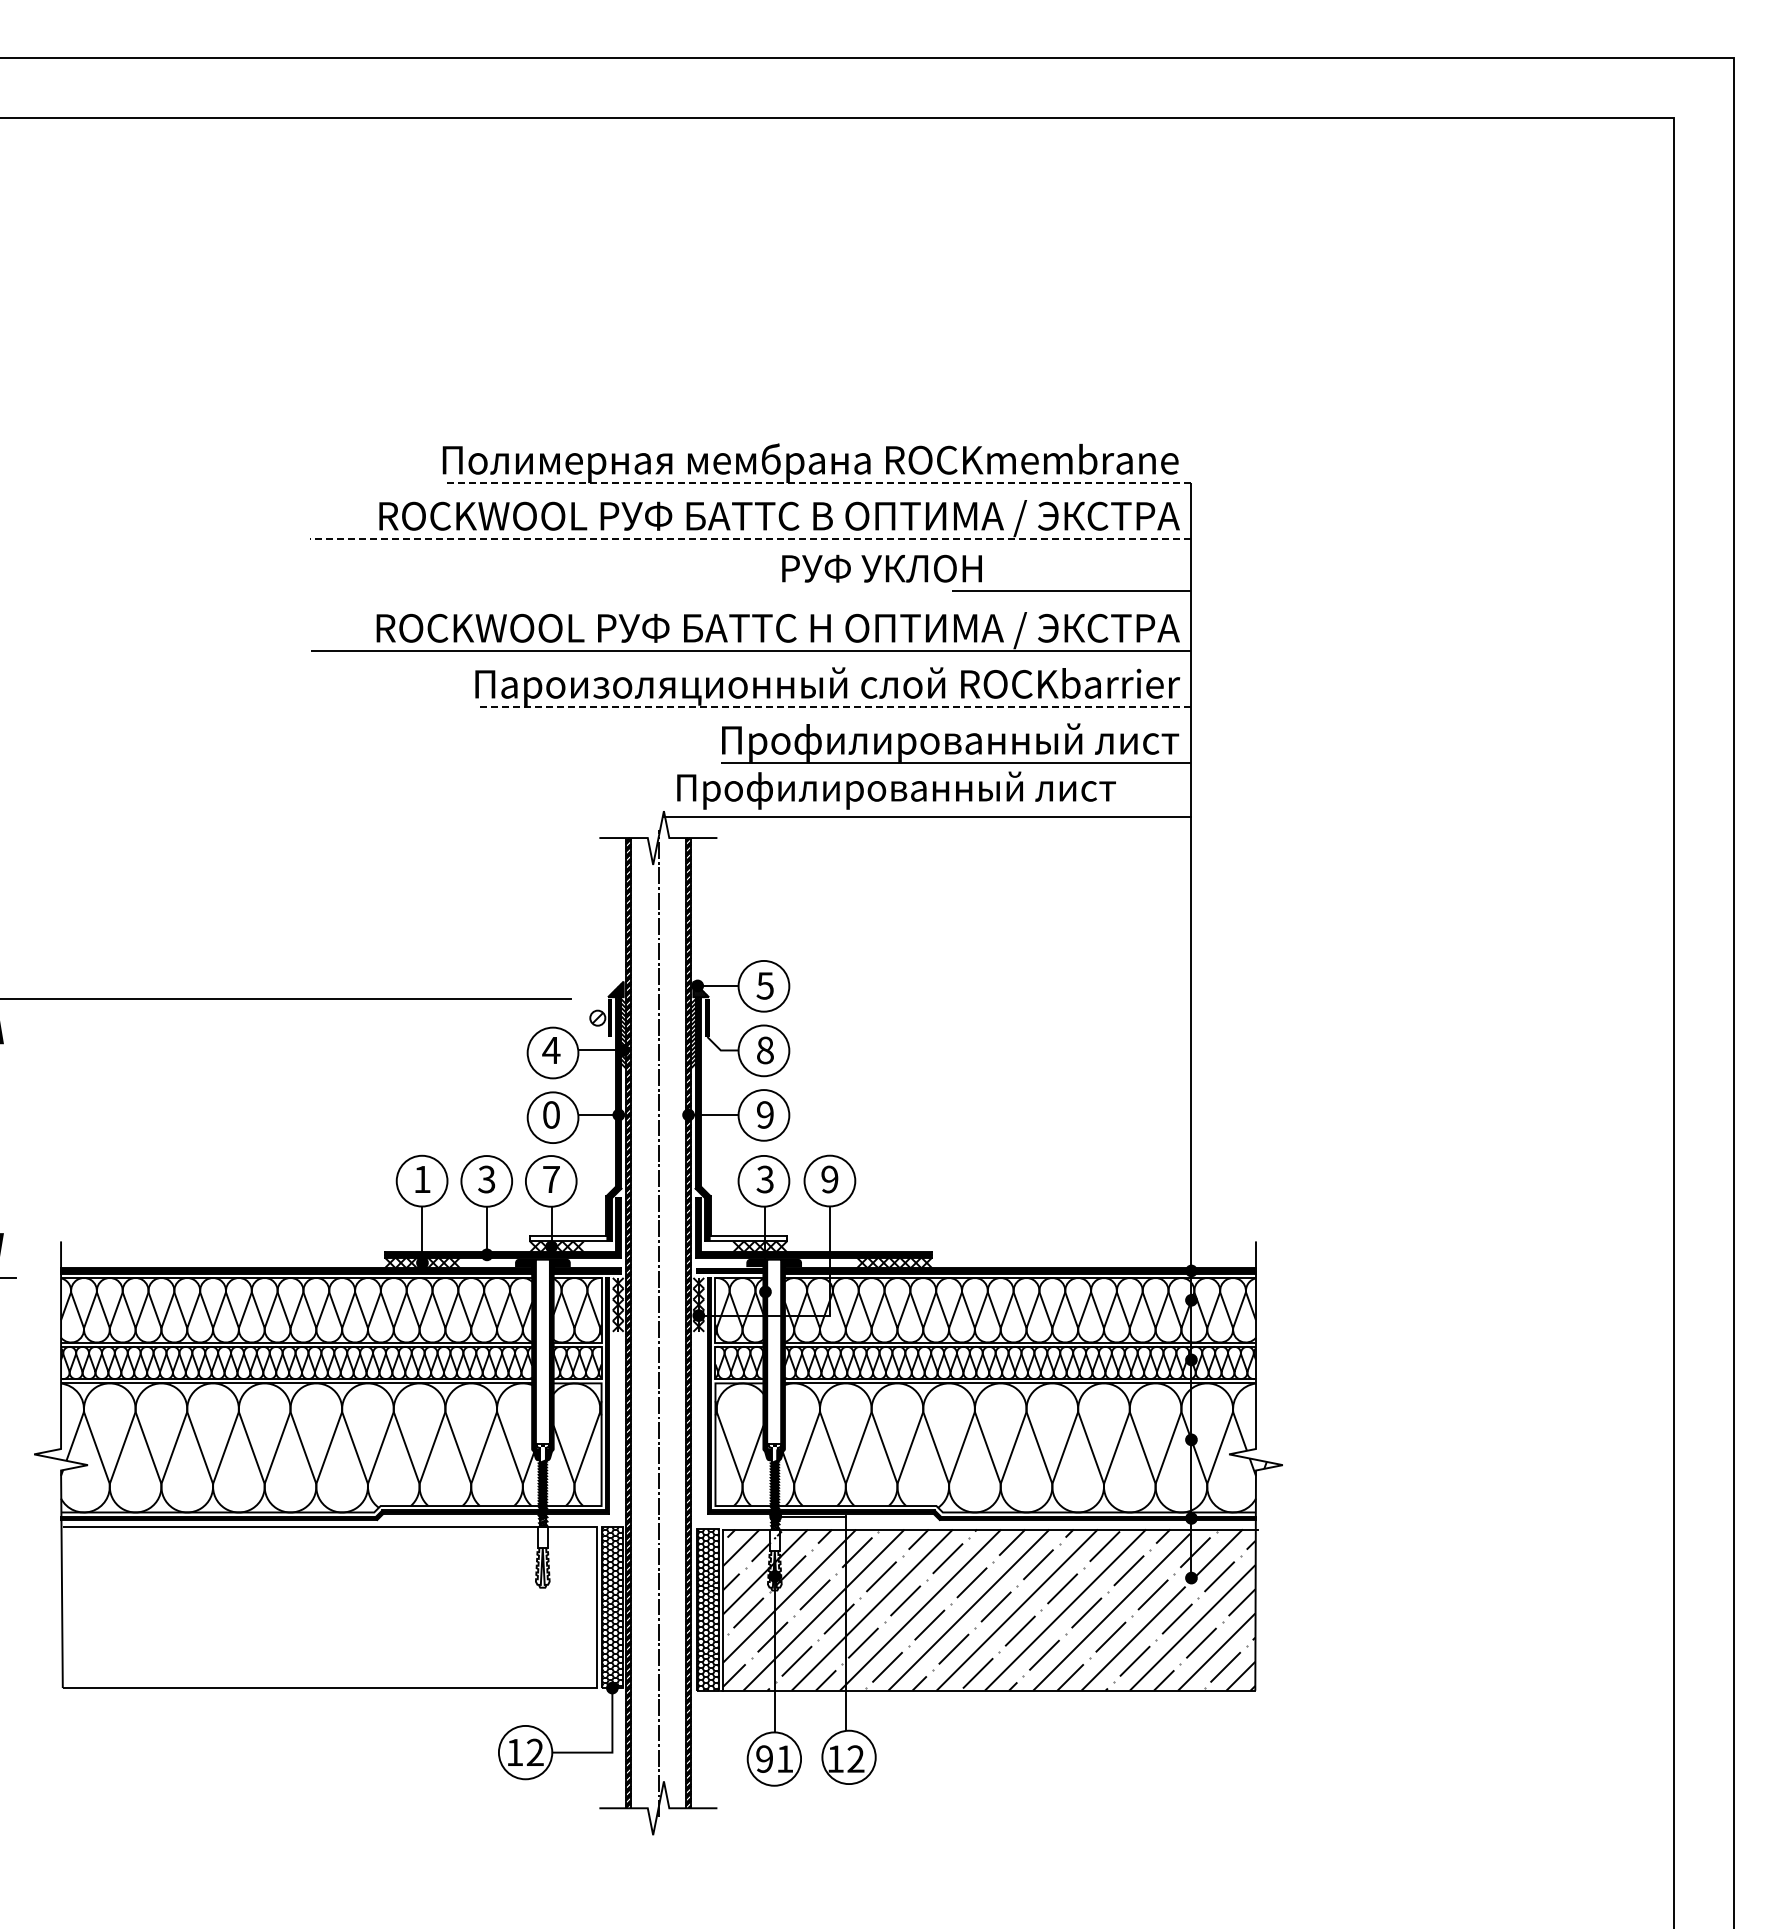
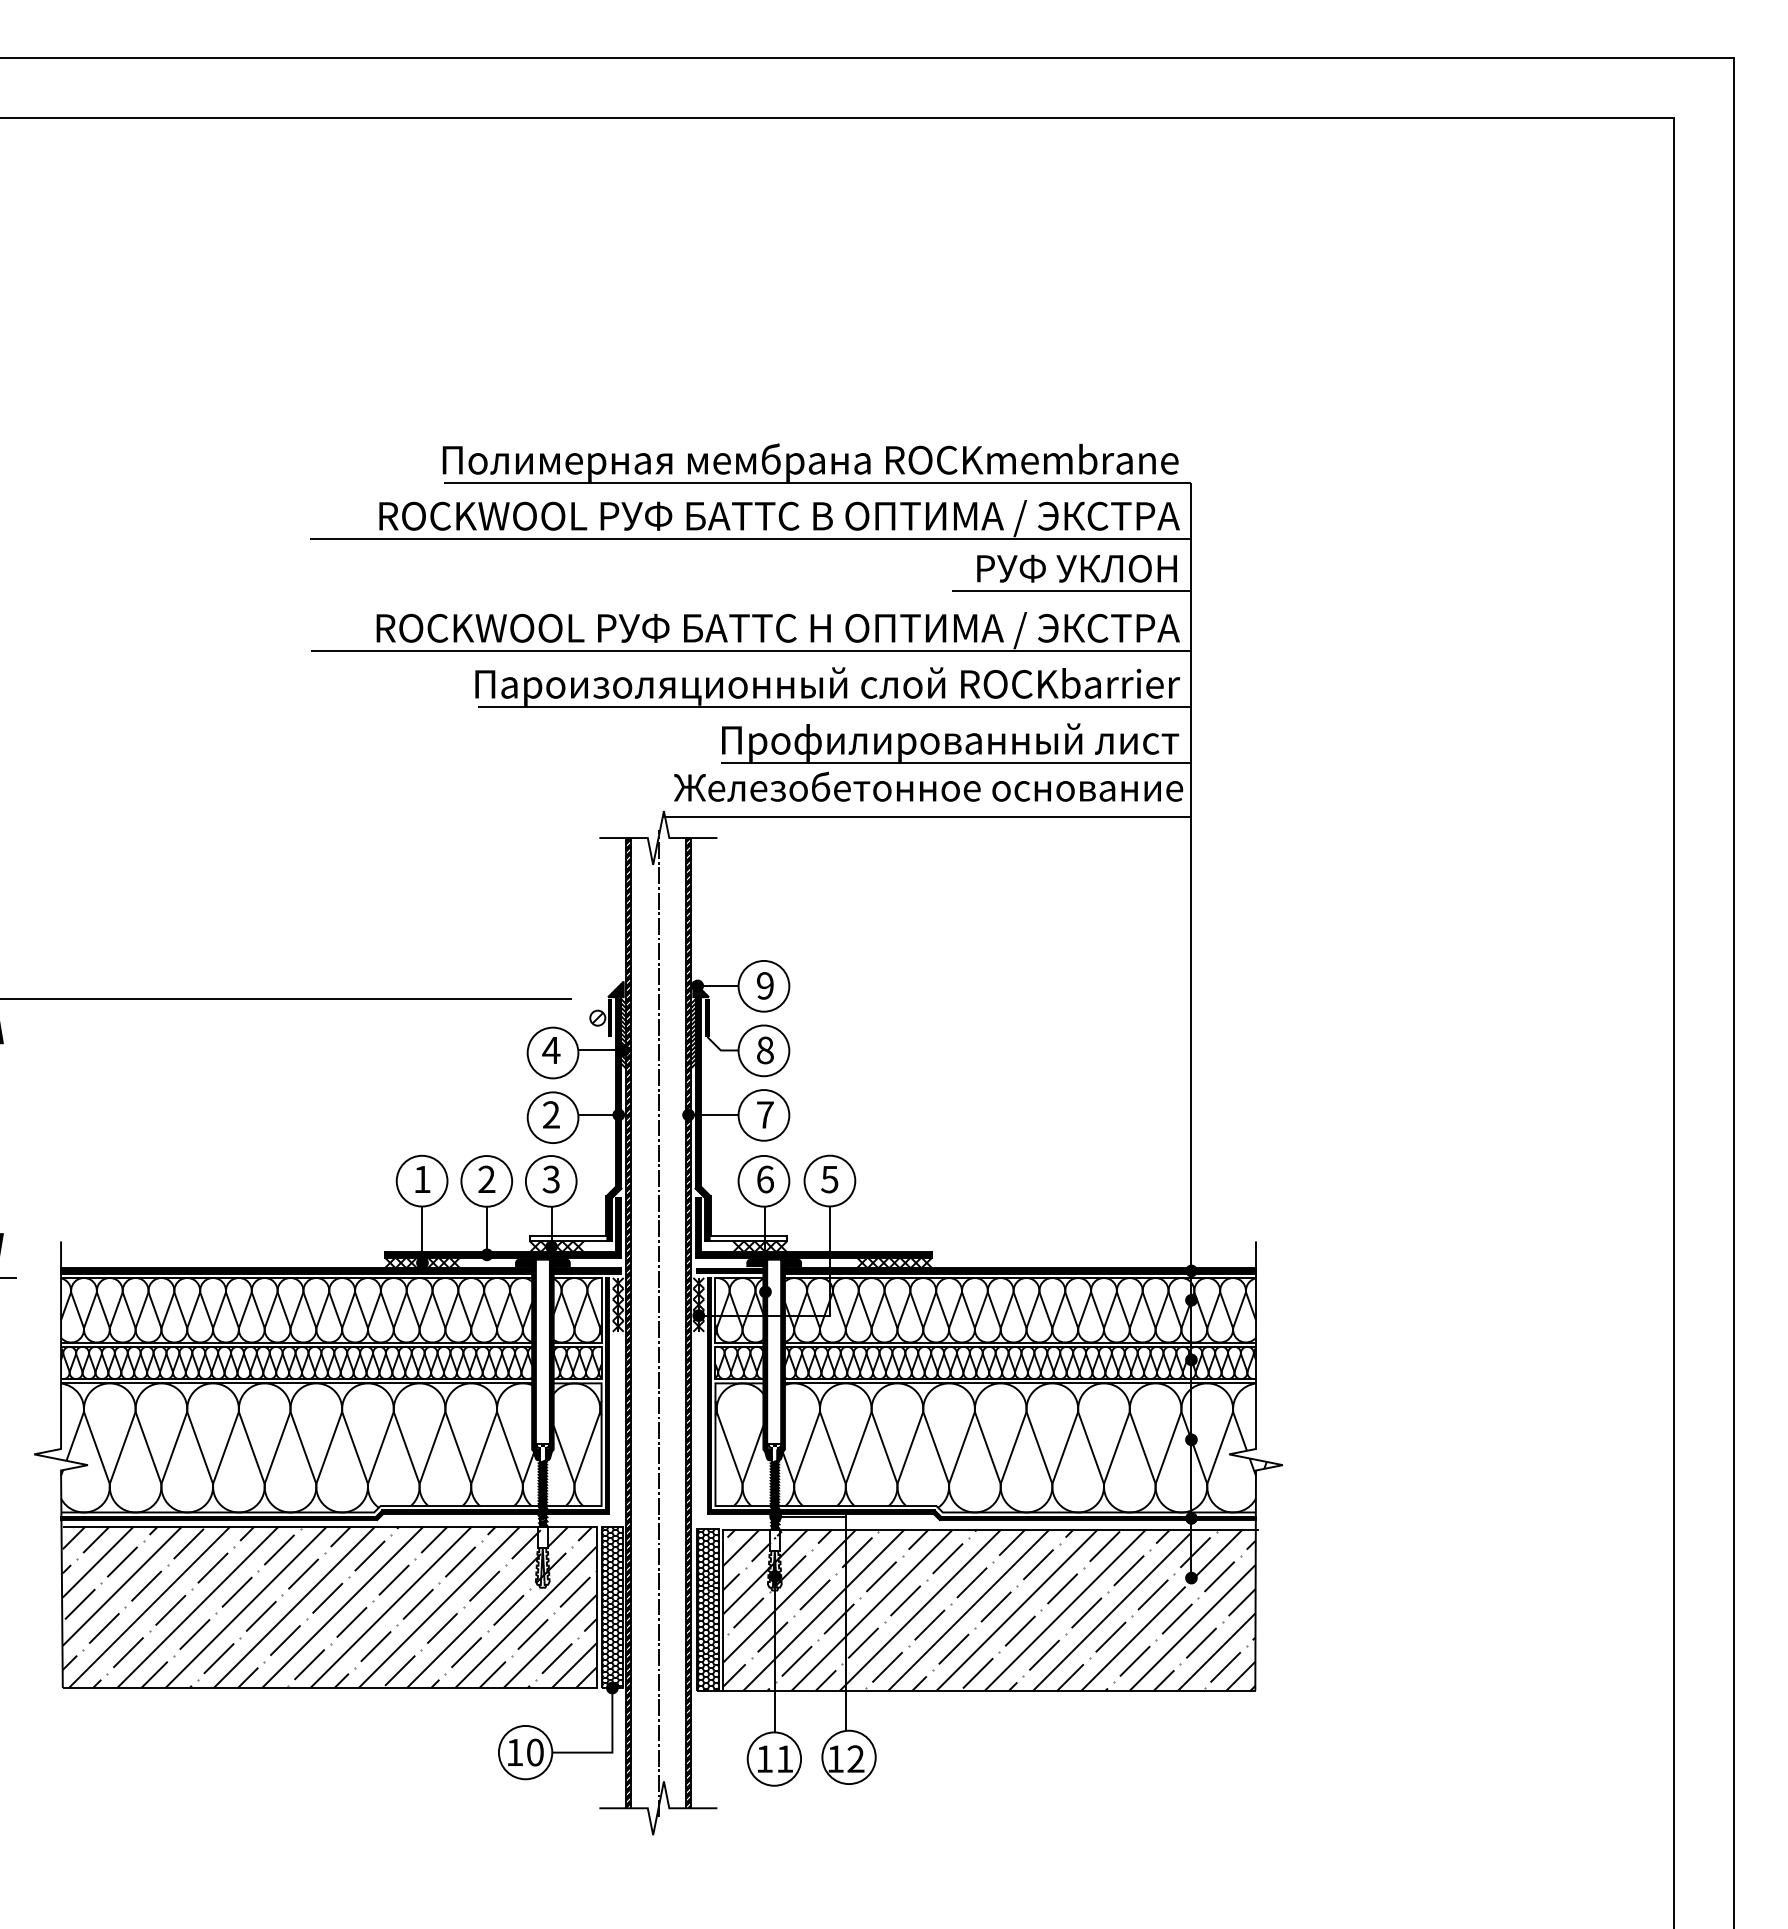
line: dashed -> solid (817, 483)
line: dashed -> solid (750, 539)
text position: (881, 568) -> (1076, 568) (1076, 568)
line: dashed -> solid (834, 707)
text: Профилированный лист -> Железобетонное основание (928, 790)
text: 5 -> 9 (764, 985)
text: 0 -> 2 (551, 1114)
text: 9 -> 7 (765, 1114)
text: 3 -> 2 (486, 1179)
text: 7 -> 3 (550, 1179)
text: 3 -> 6 (764, 1179)
text: 9 -> 5 (829, 1179)
hatch: none -> present (329, 1607)
text: 12 -> 10 (534, 1752)
text: 91 -> 11 (764, 1758)
